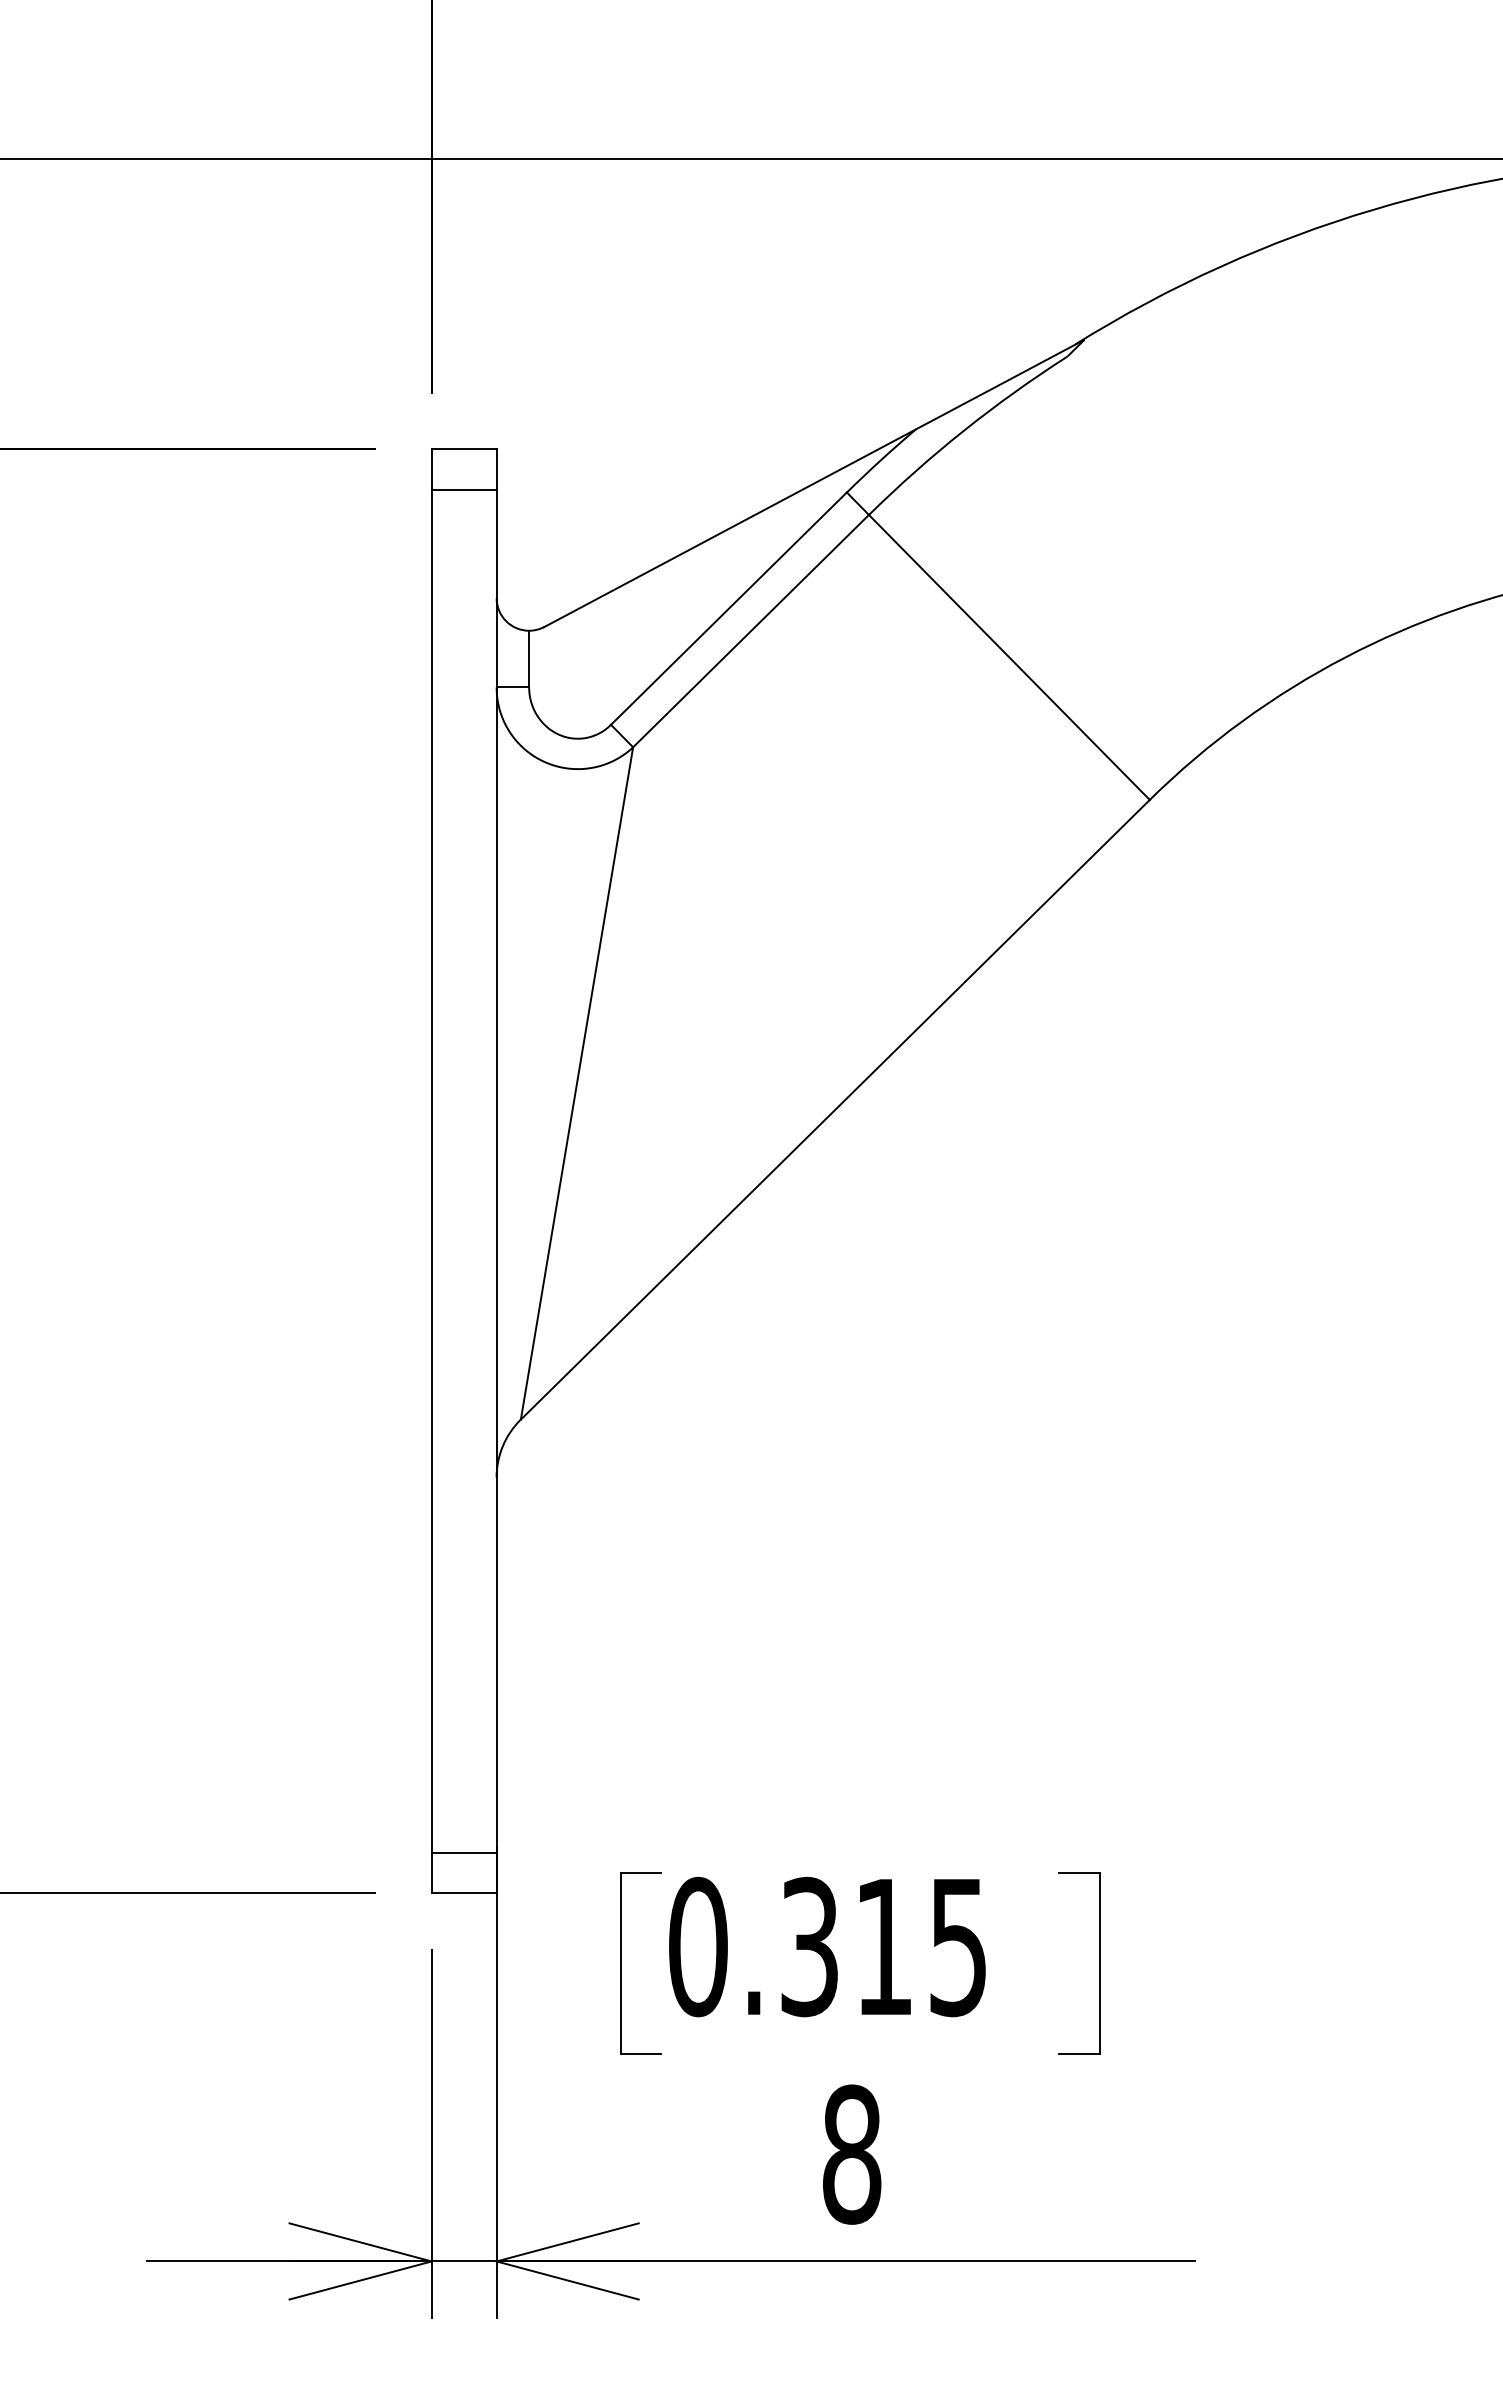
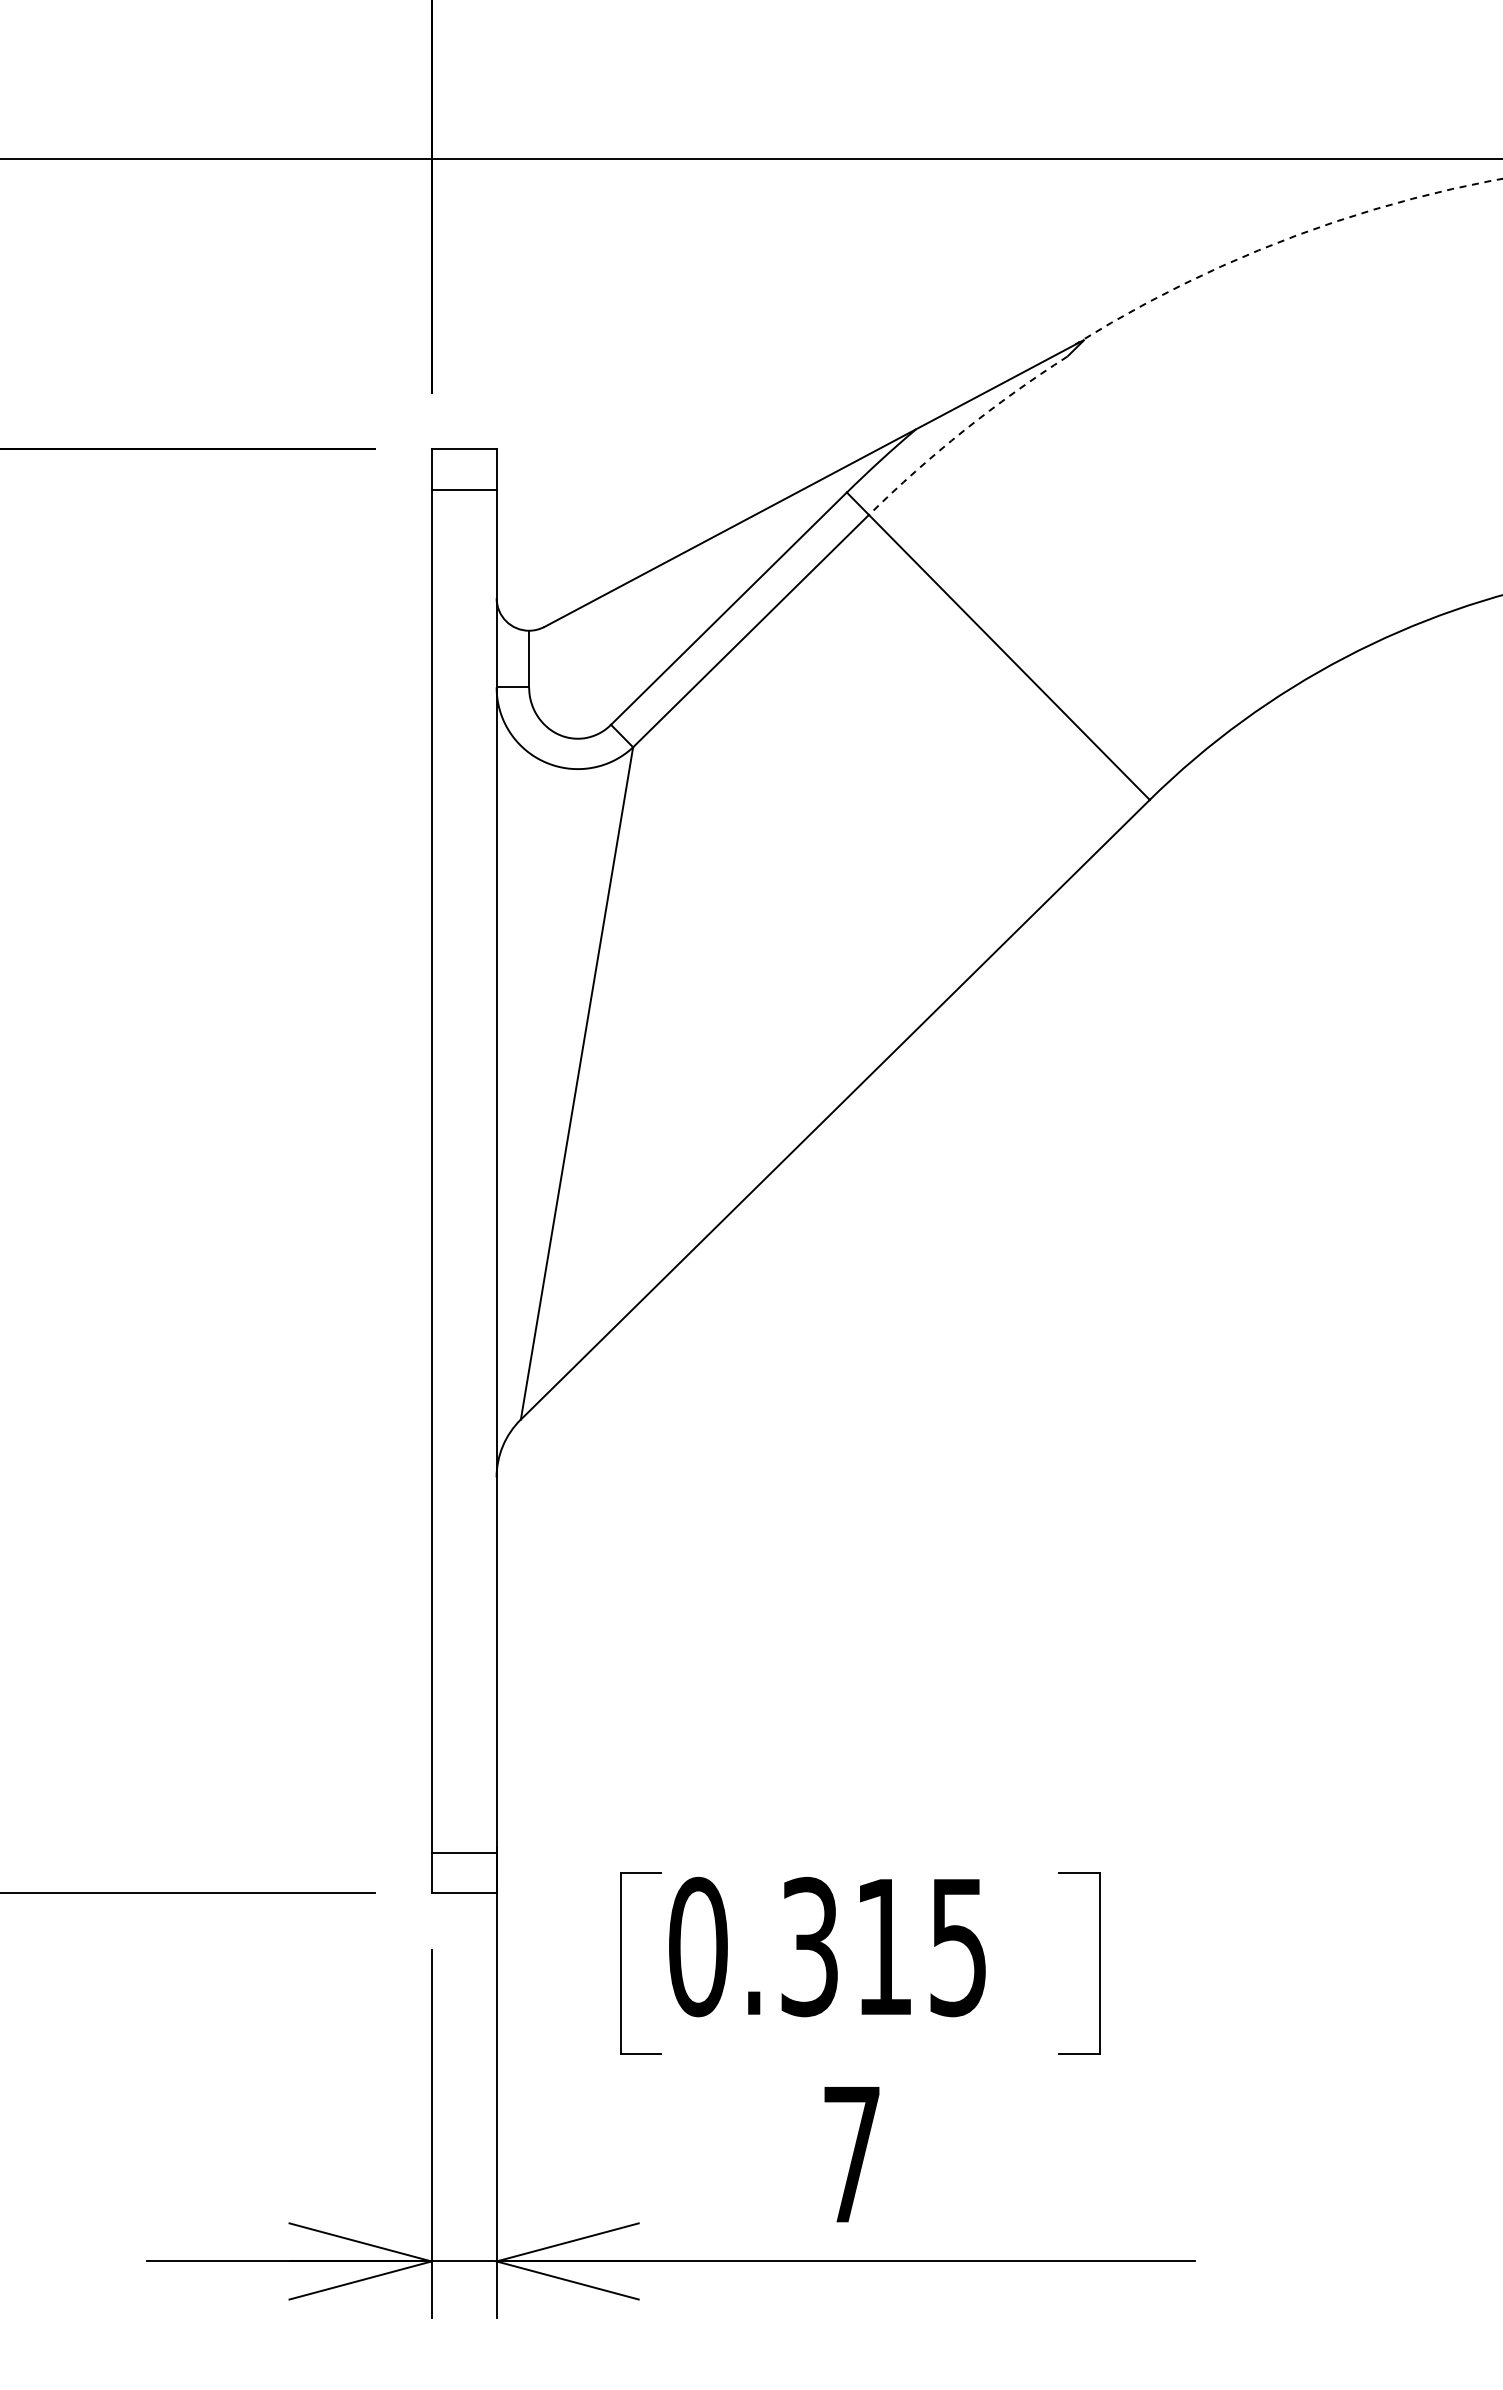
arc: solid -> dashed (1280, 241)
arc: solid -> dashed (964, 430)
text: 8 -> 7 (852, 2154)
